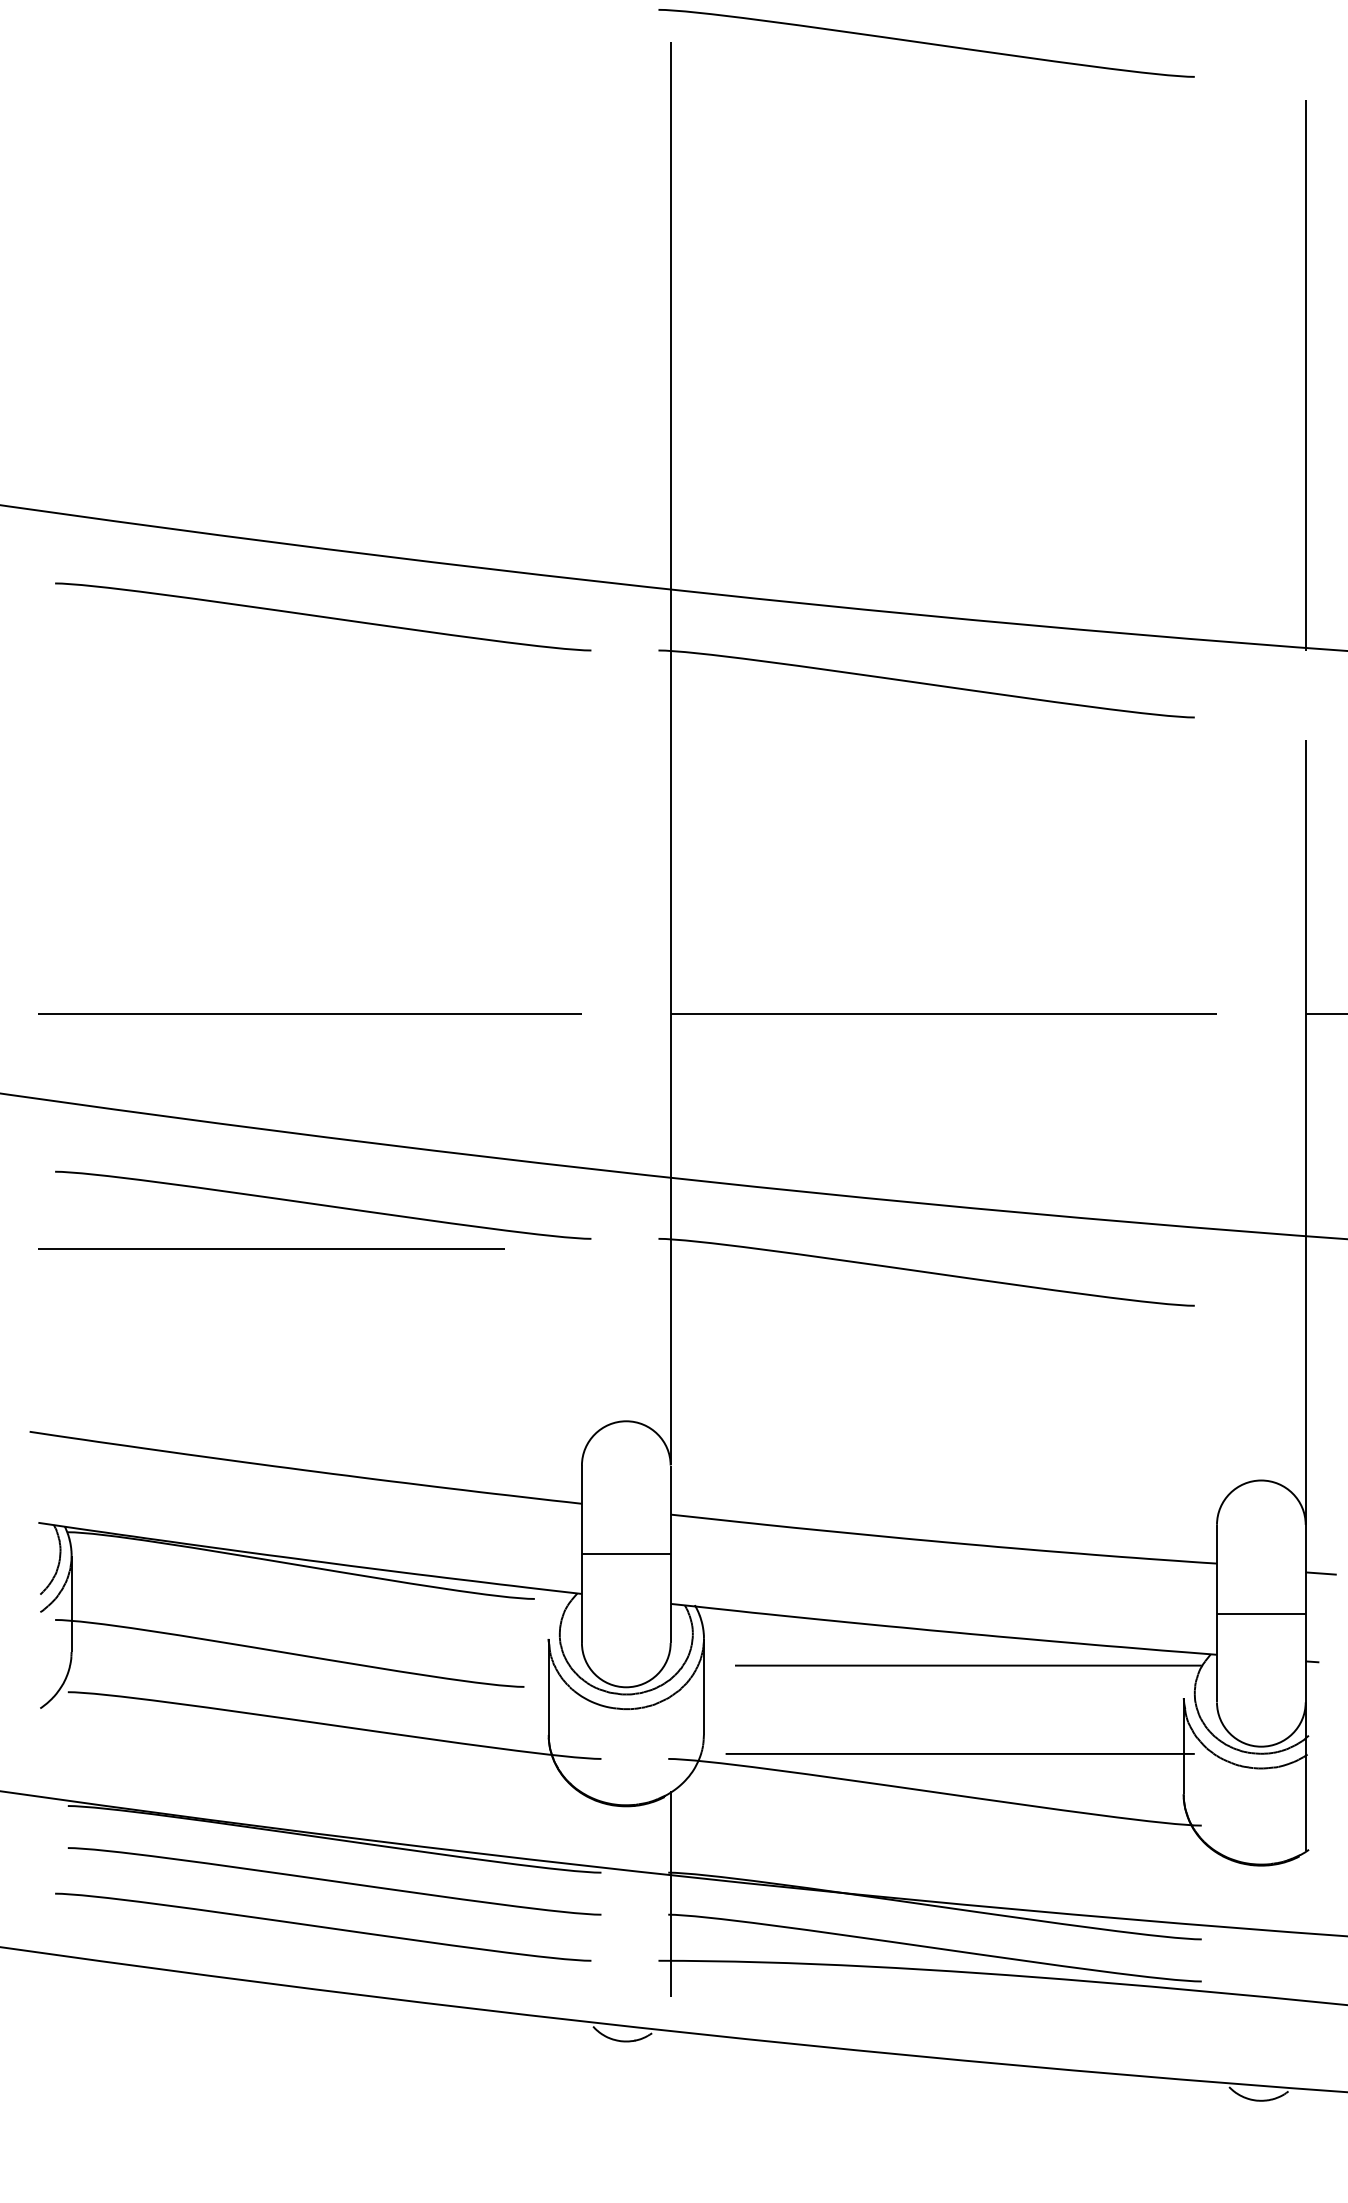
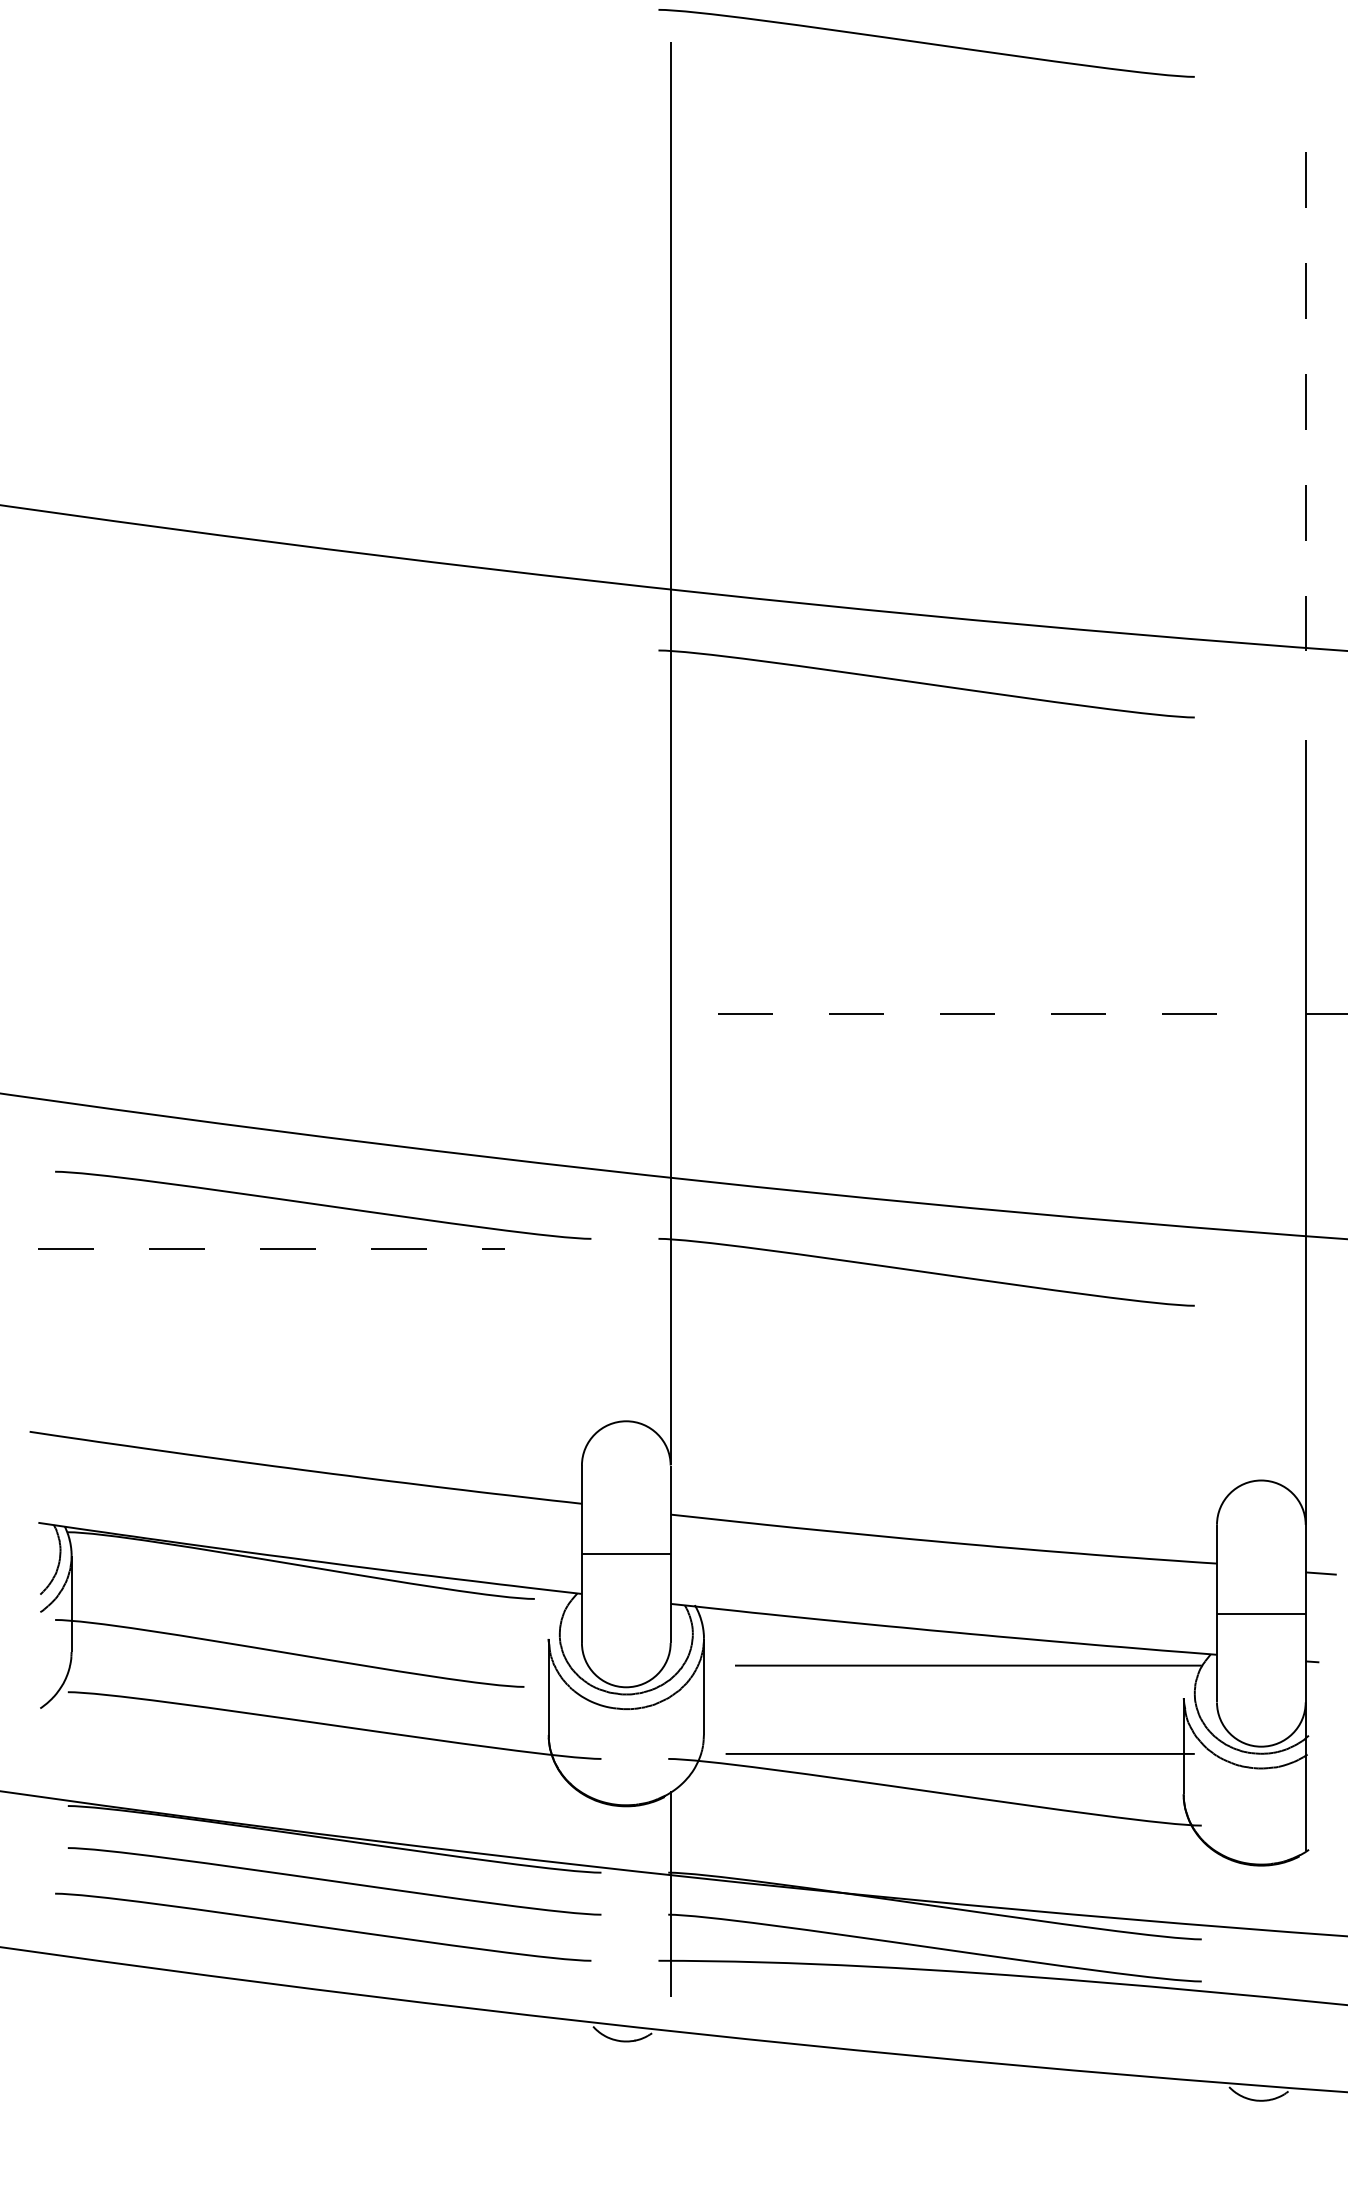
line: solid -> dashed (1305, 375)
curve: present -> none (323, 616)
line: present -> none (309, 1013)
line: solid -> dashed (943, 1013)
line: solid -> dashed (272, 1248)
